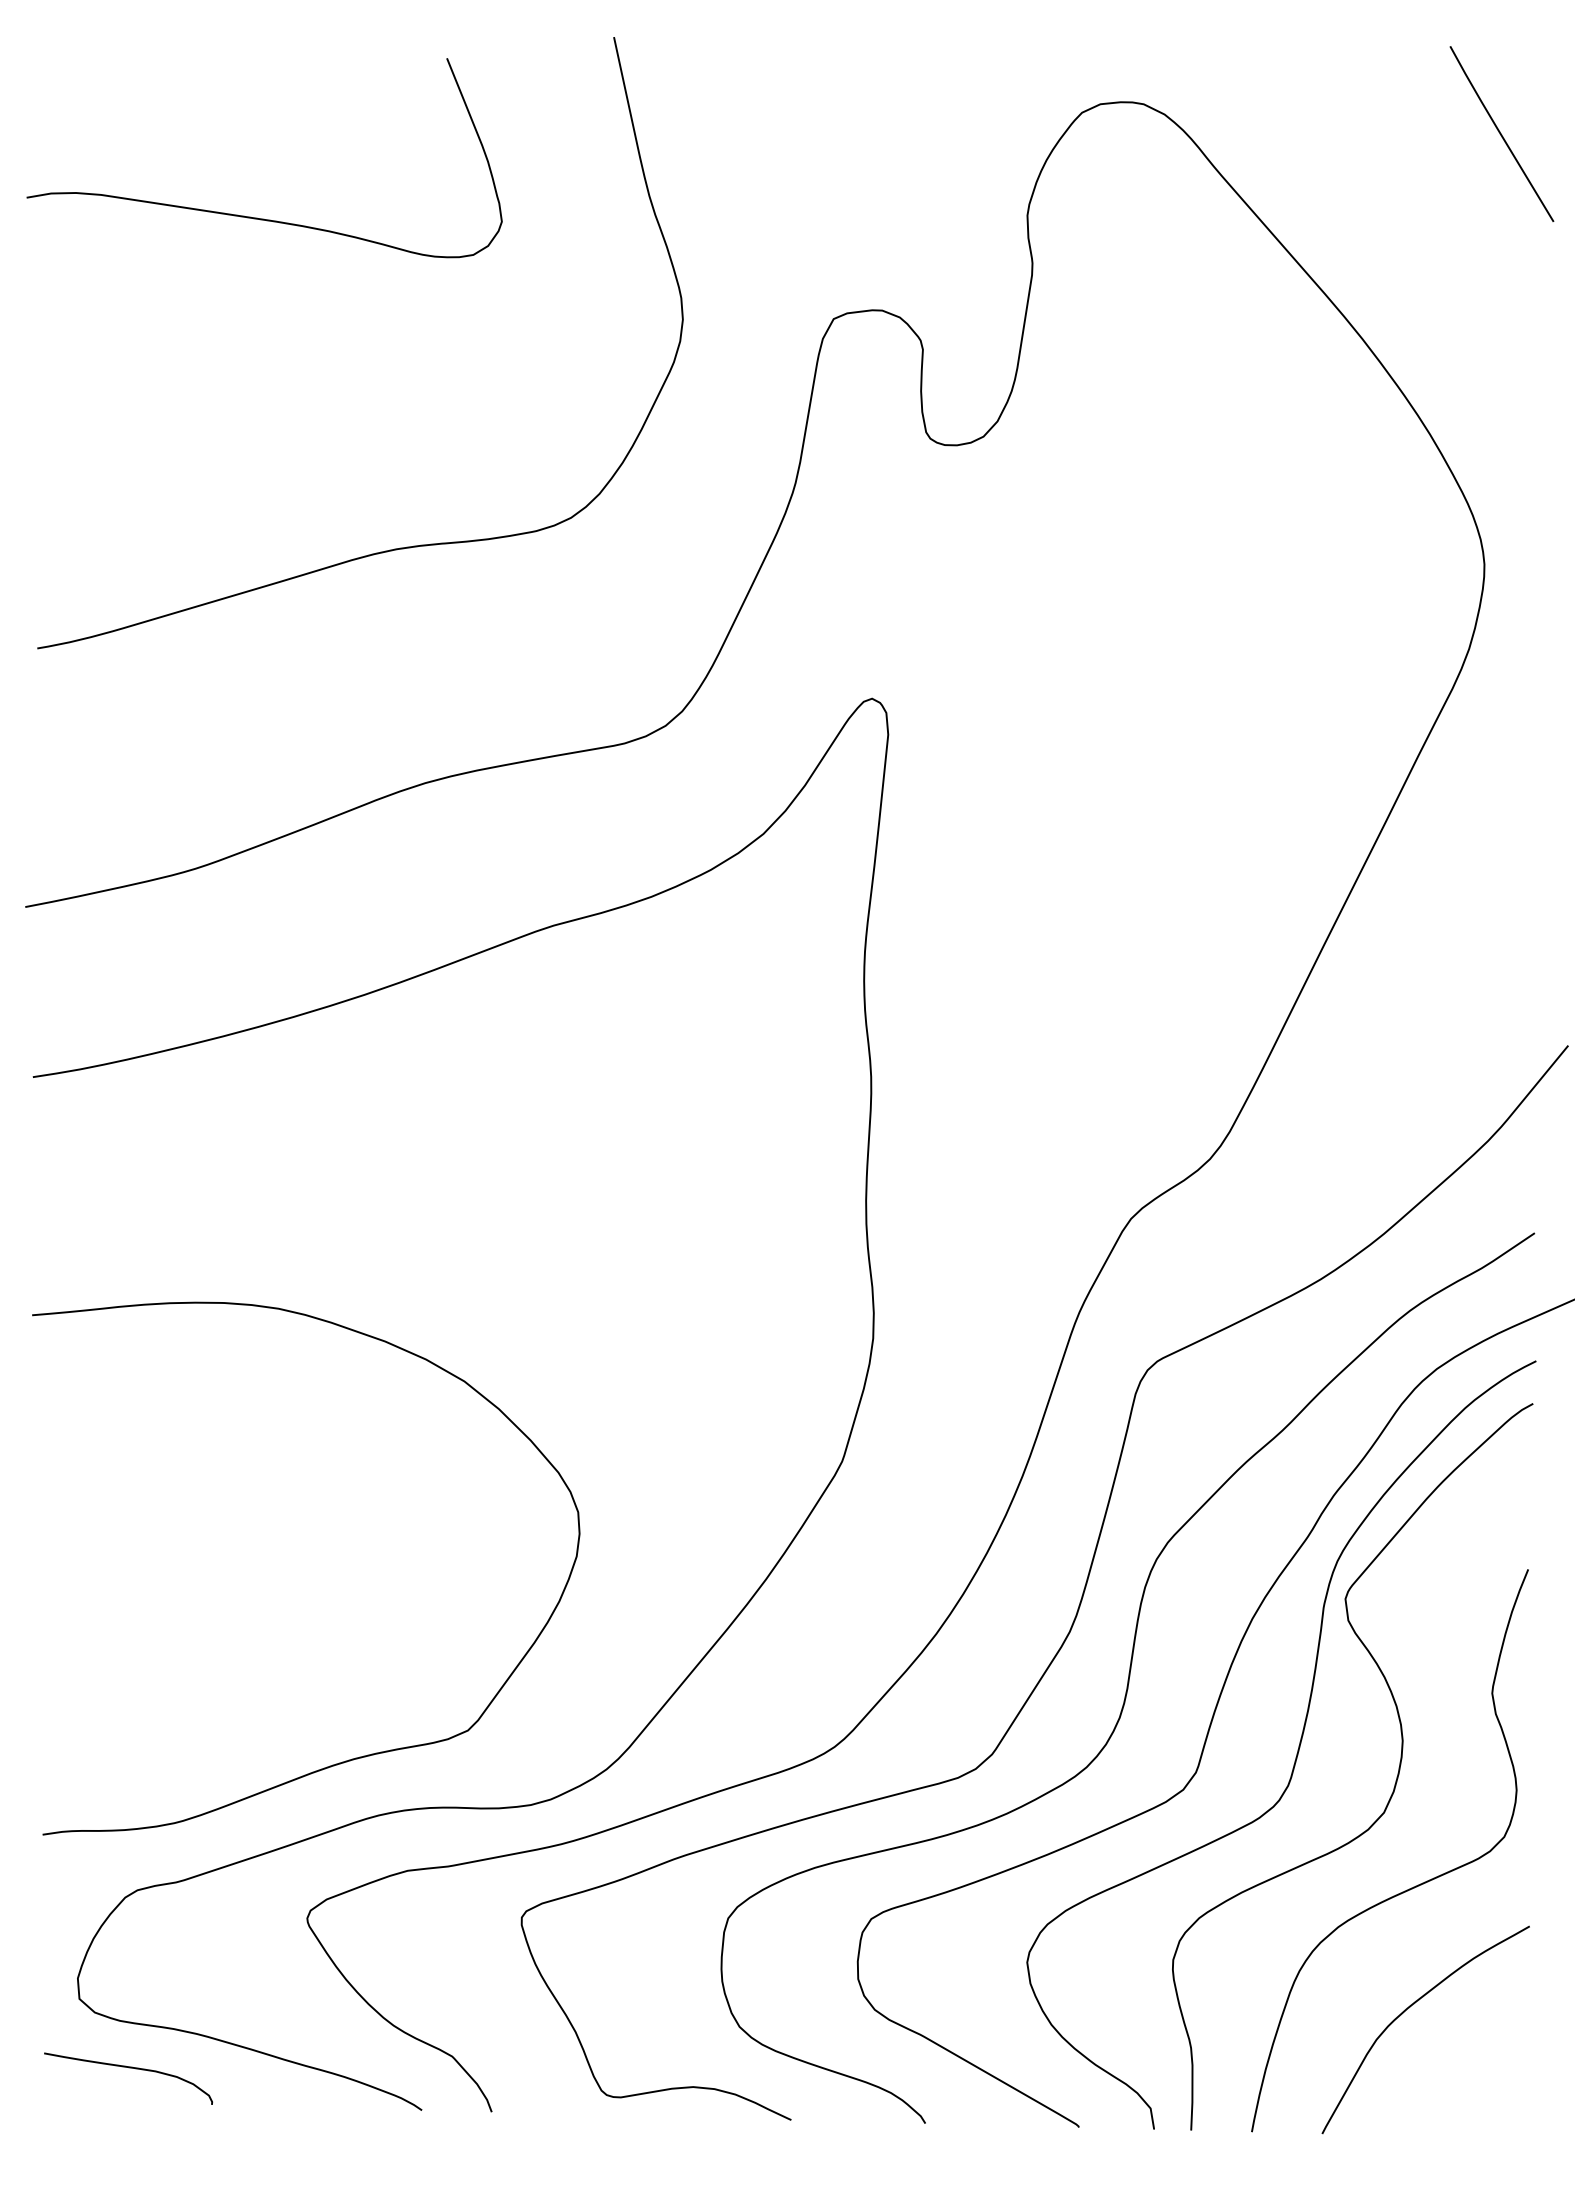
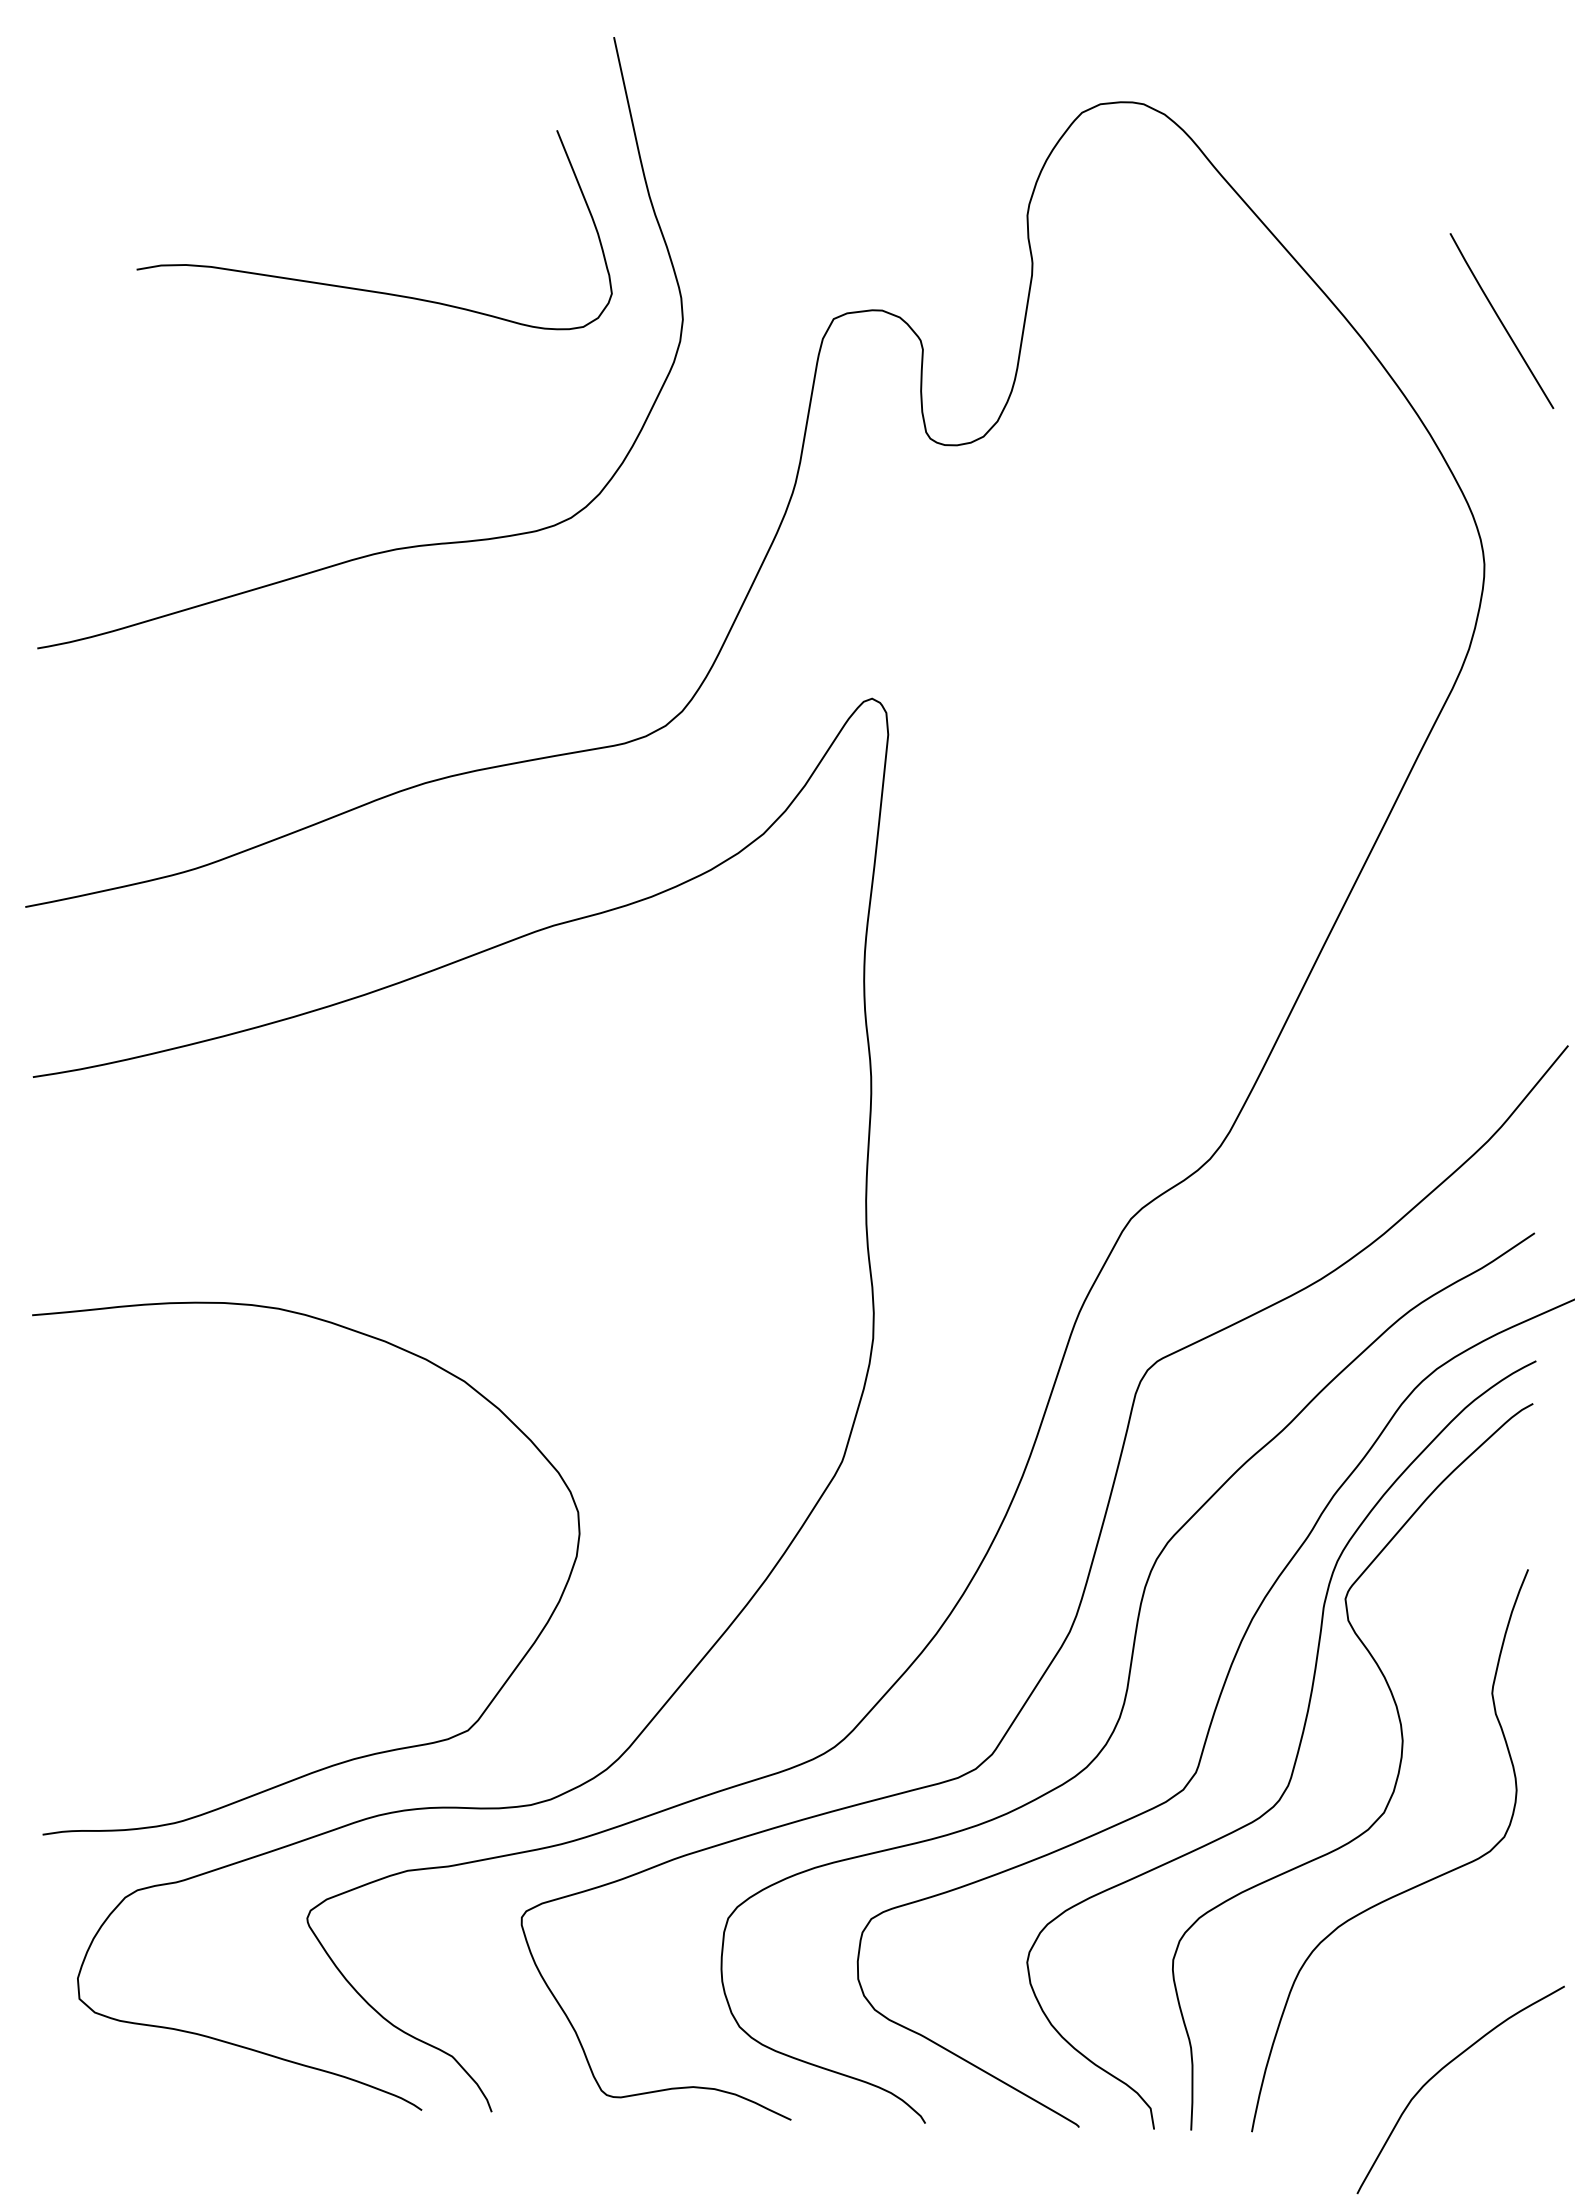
line position: (1501, 133) -> (1501, 320) (1501, 320)
curve position: (257, 217) -> (367, 289) (367, 289)
curve position: (1409, 2008) -> (1444, 2068) (1444, 2068)
curve: present -> none (128, 2068)
